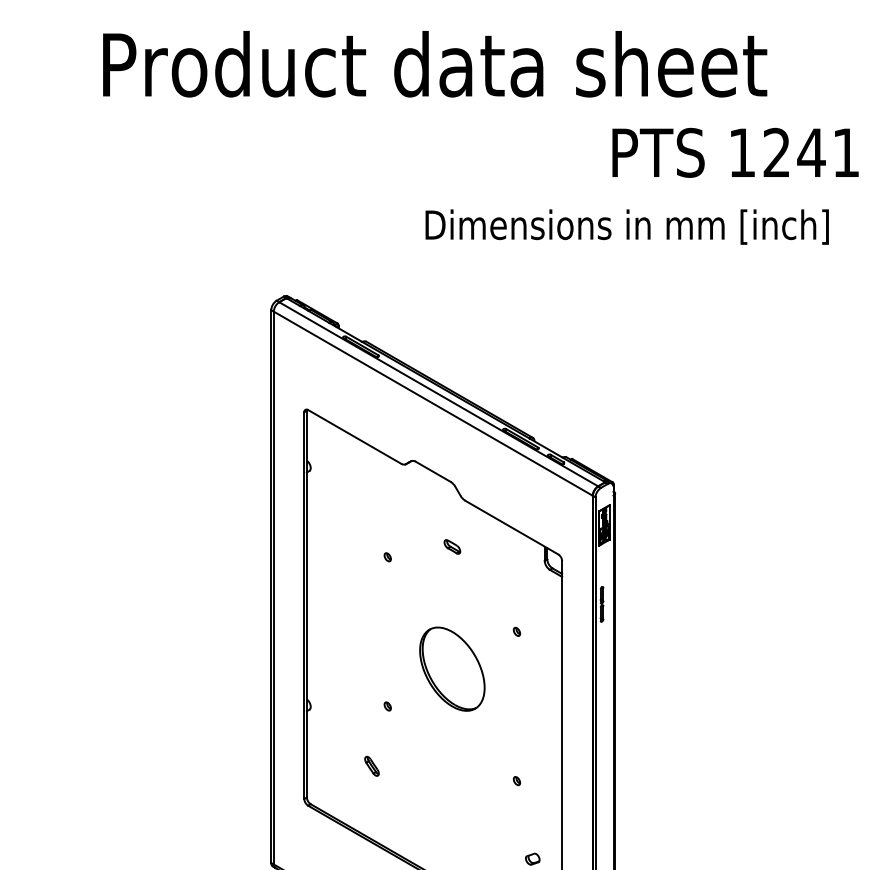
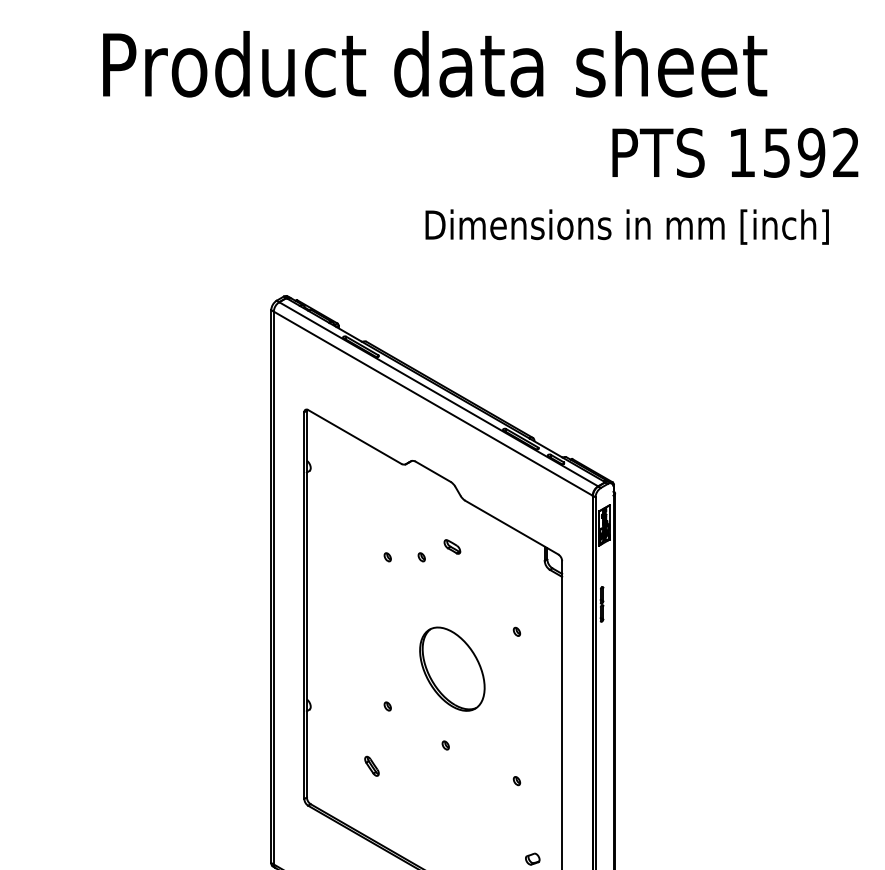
text: 1241 -> 1592 (810, 152)
part: none -> present (421, 557)
part: none -> present (445, 745)
